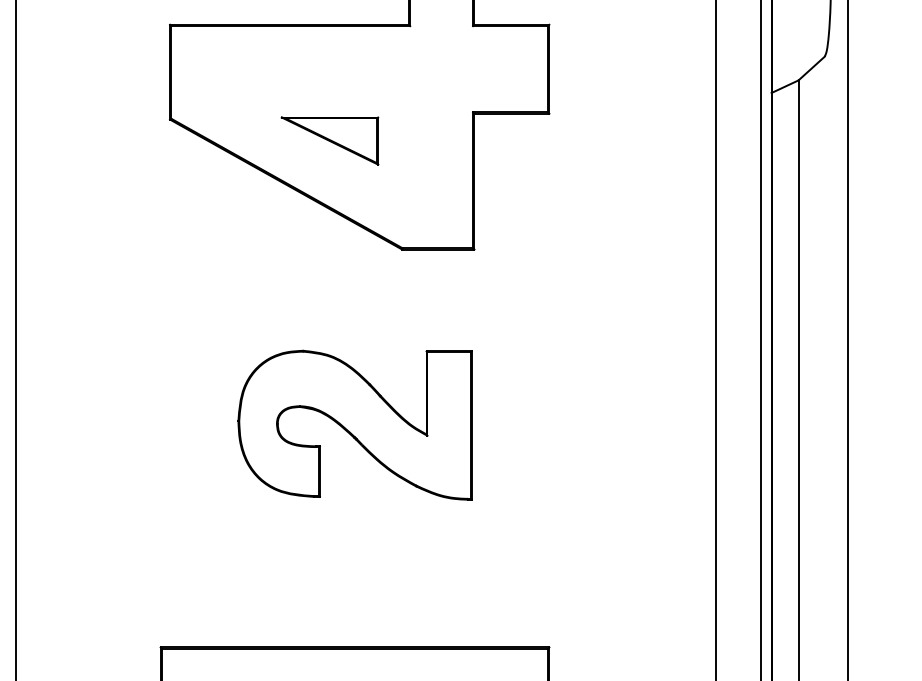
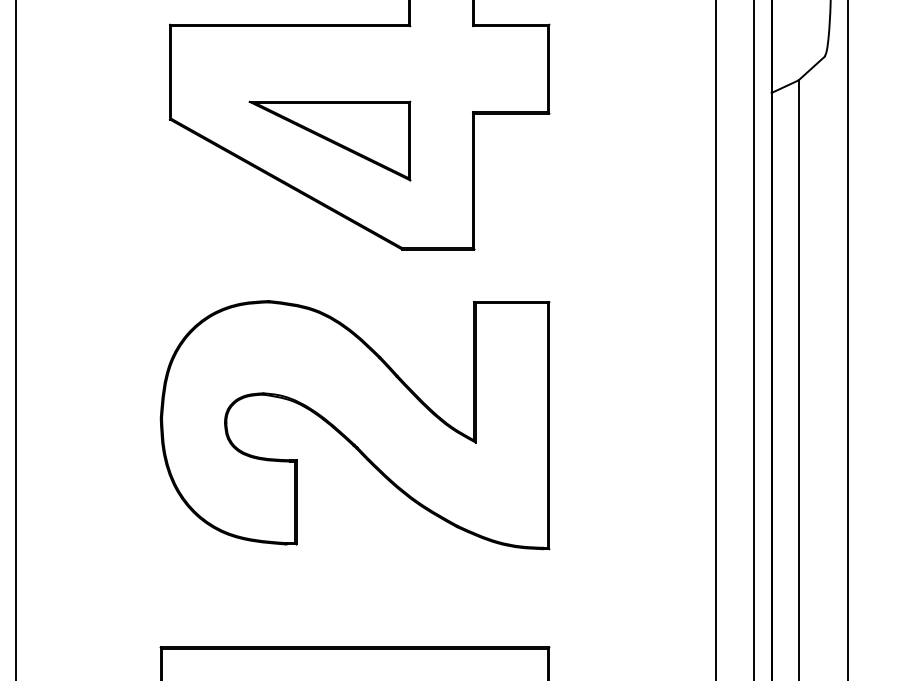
part size: 100x50 px -> 164x82 px (329, 140)
line position: (760, 339) -> (753, 339) (753, 339)
part size: 236x152 px -> 392x251 px (354, 425)
